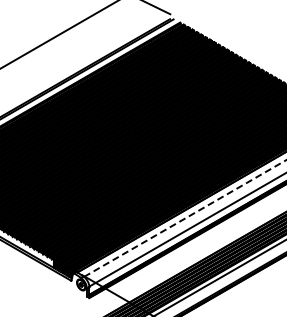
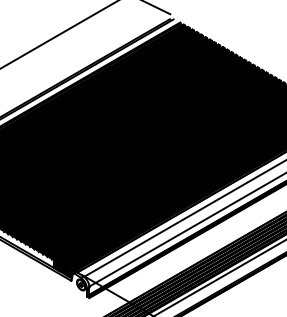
line: dashed -> solid (185, 218)
